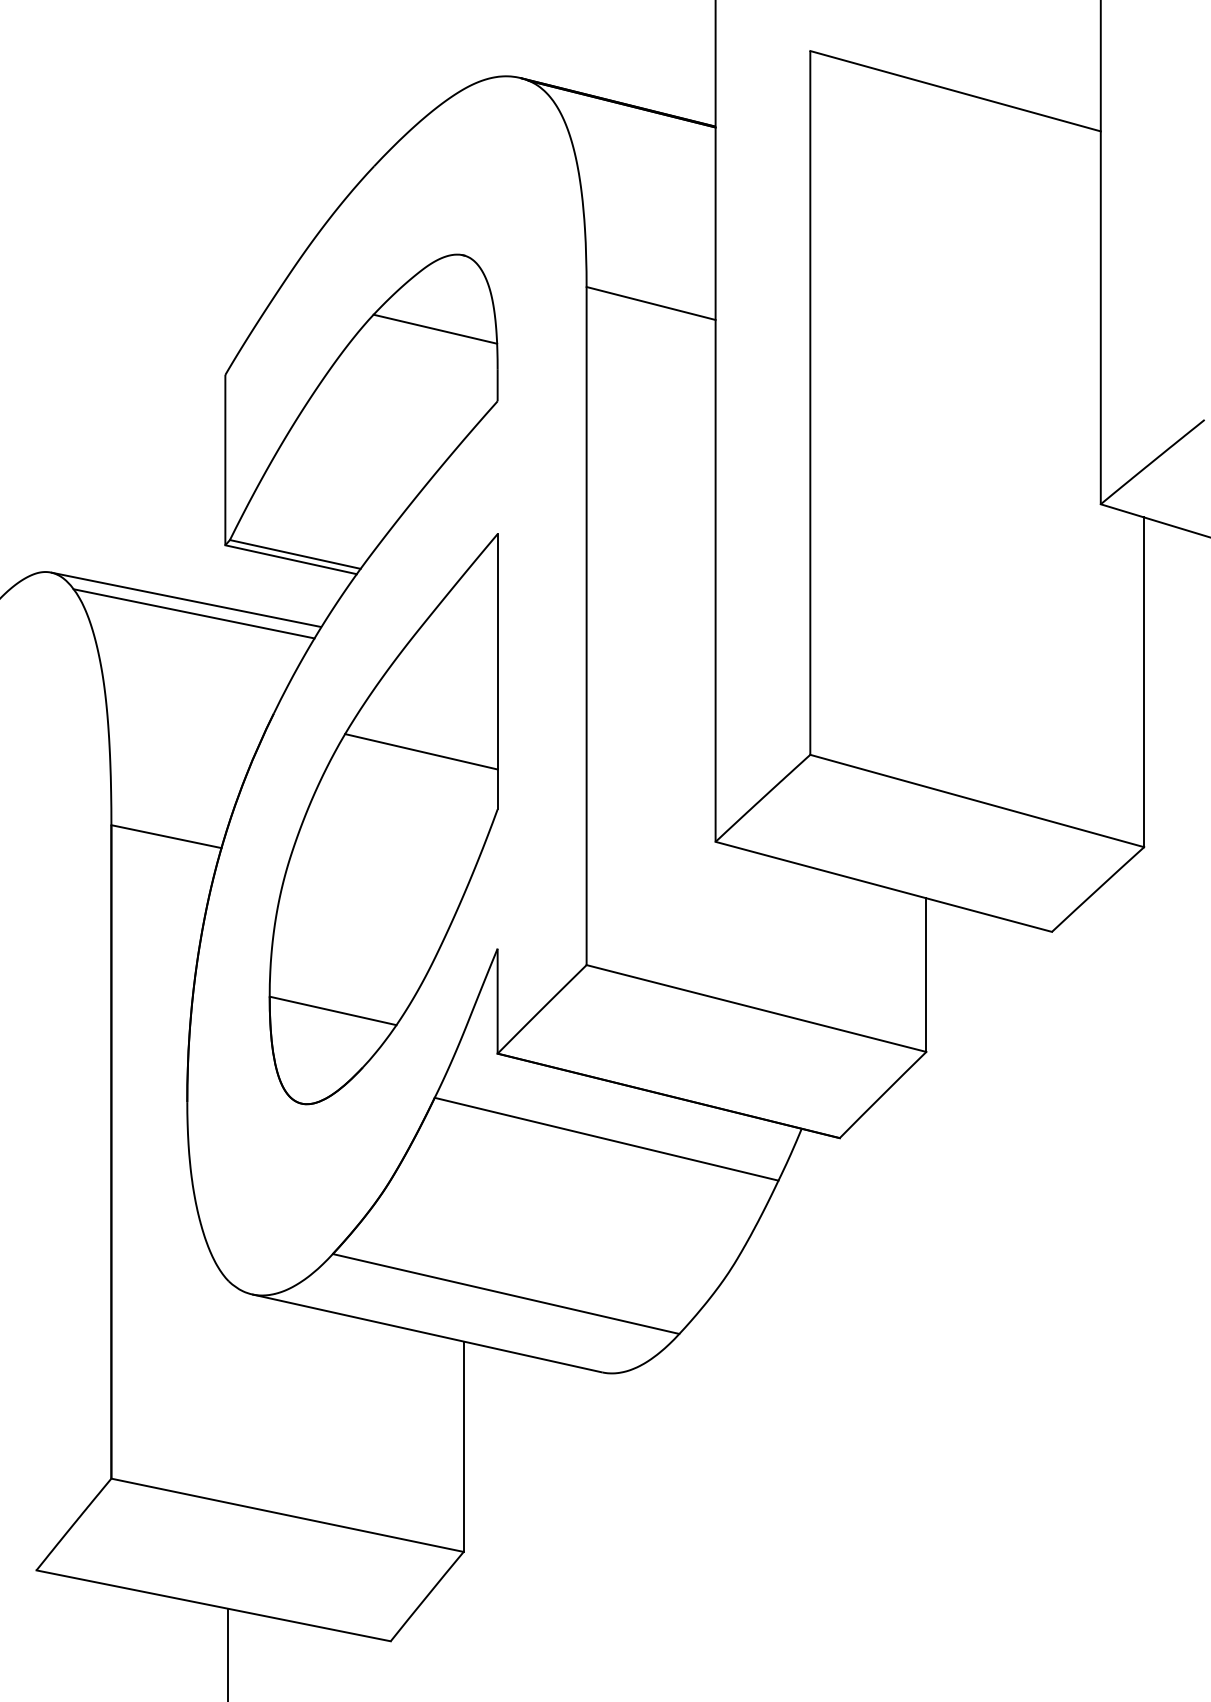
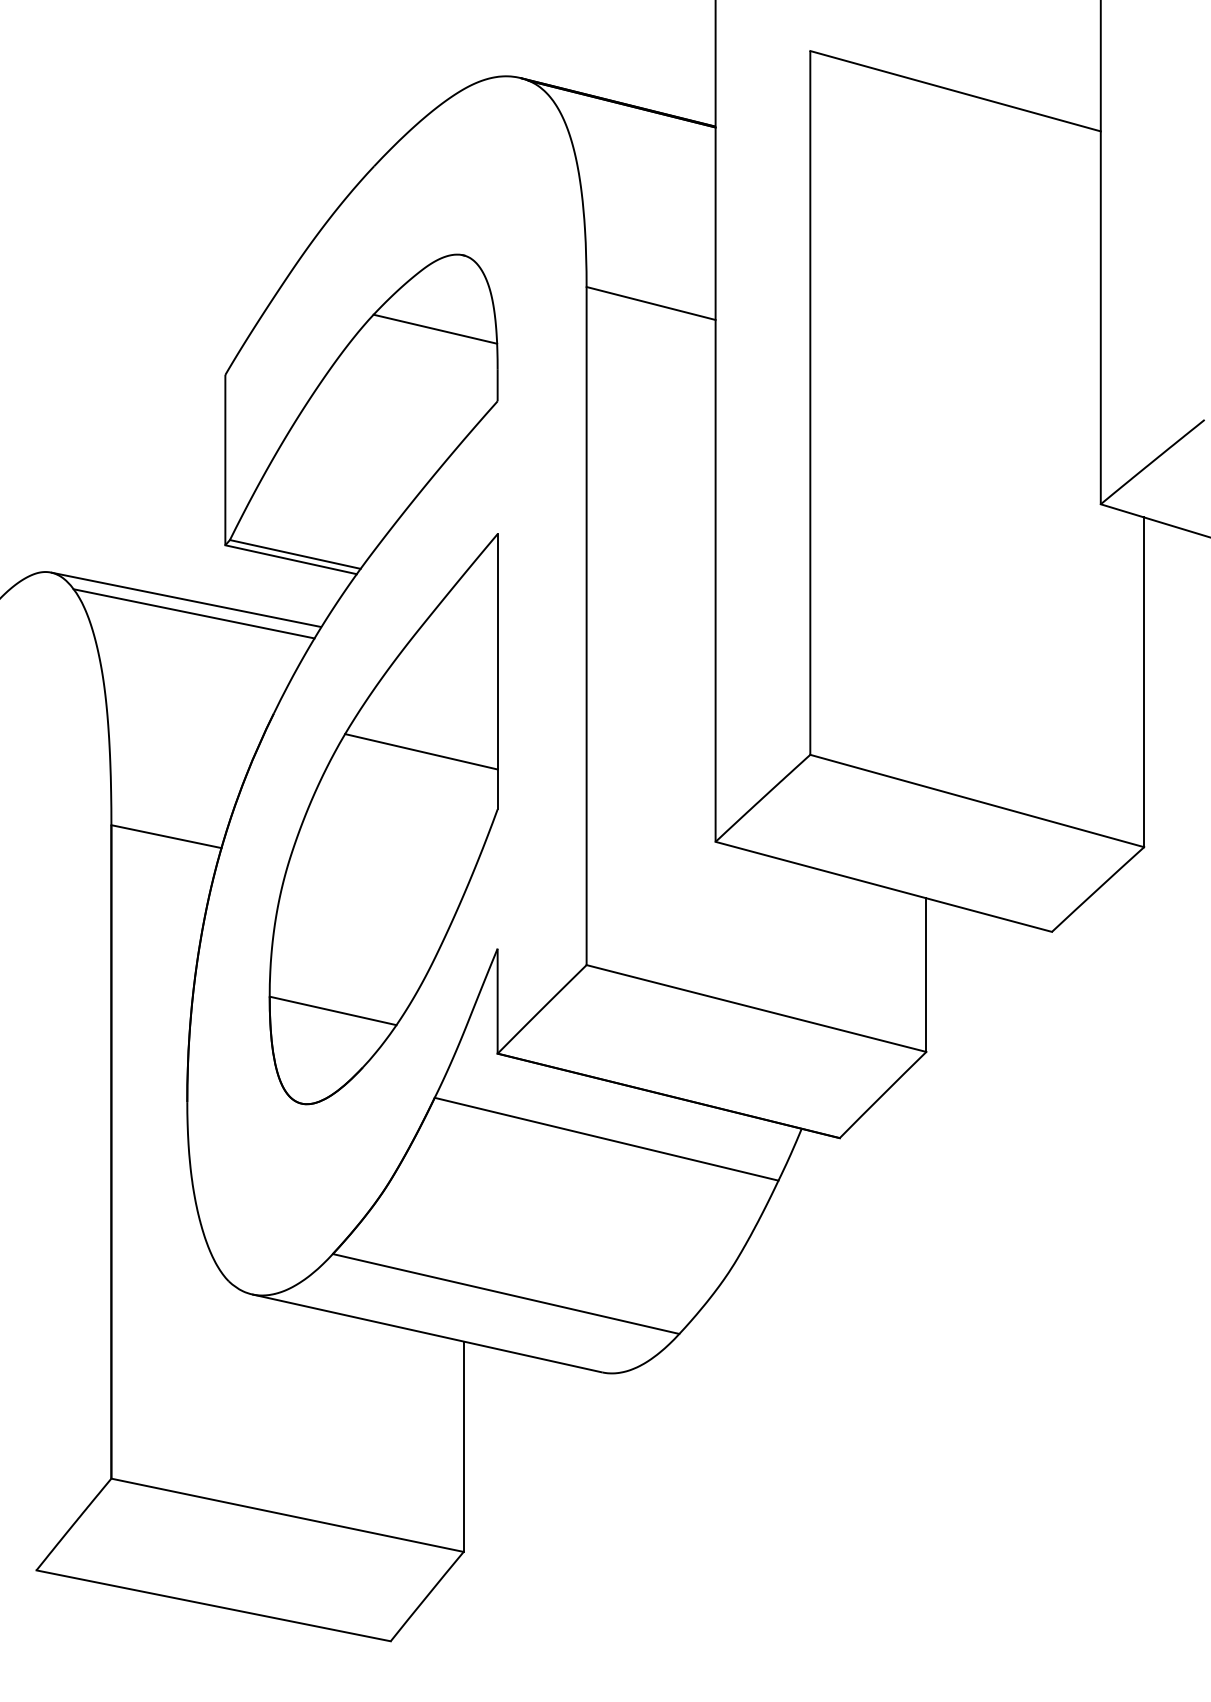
line: present -> none (228, 1653)
